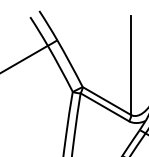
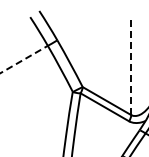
line: solid -> dashed (24, 59)
line: solid -> dashed (131, 65)
